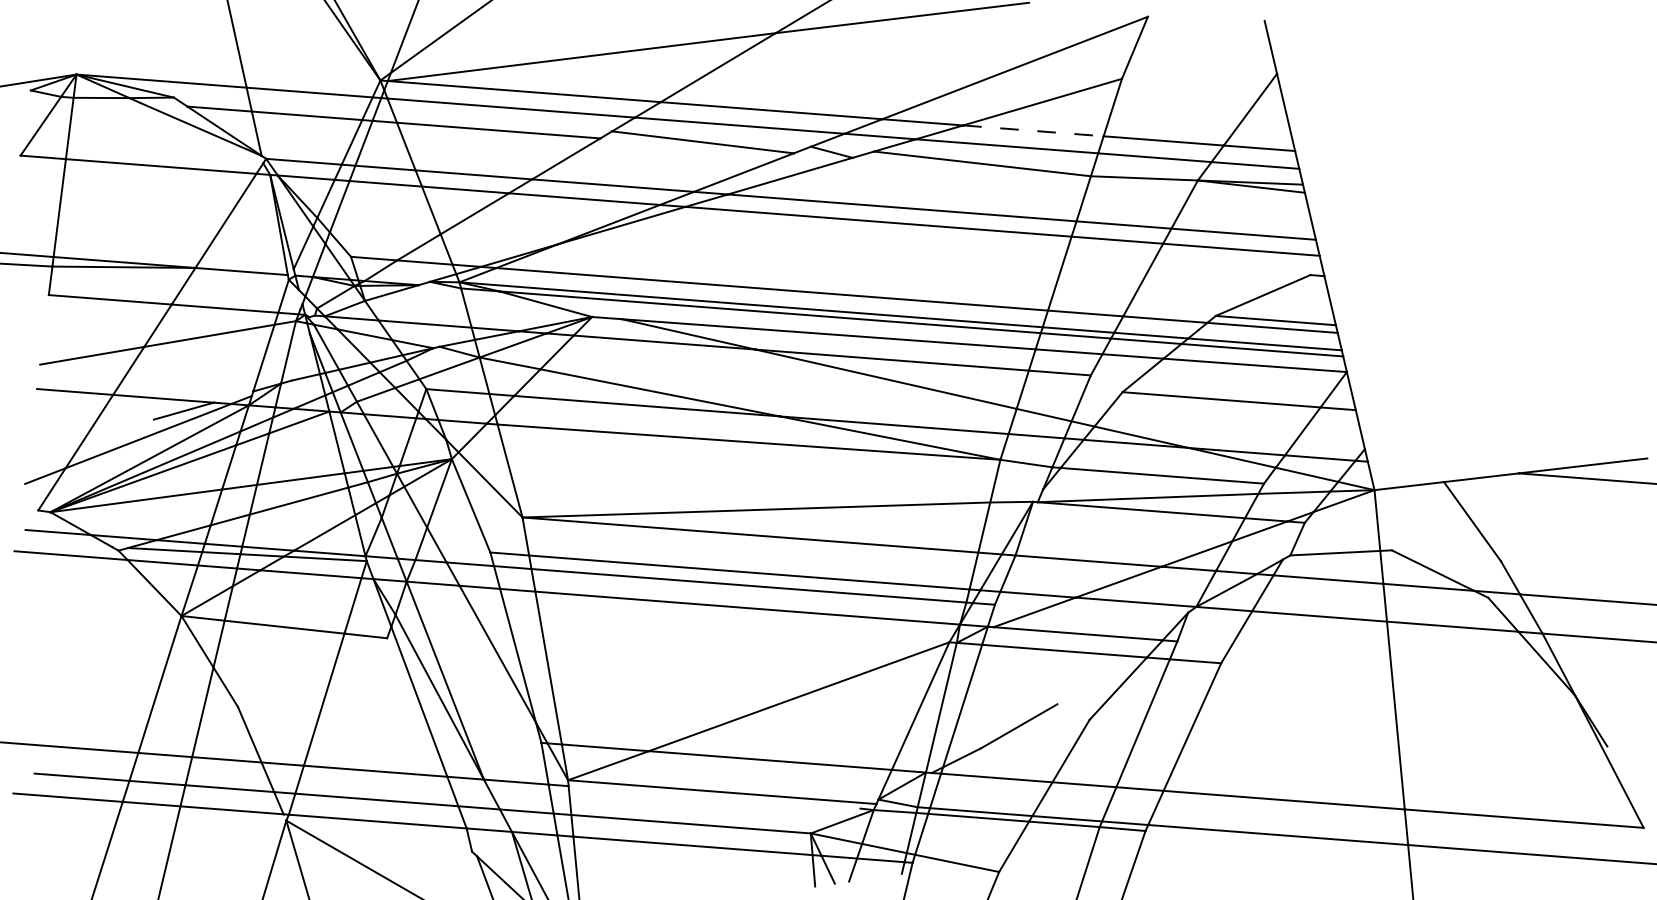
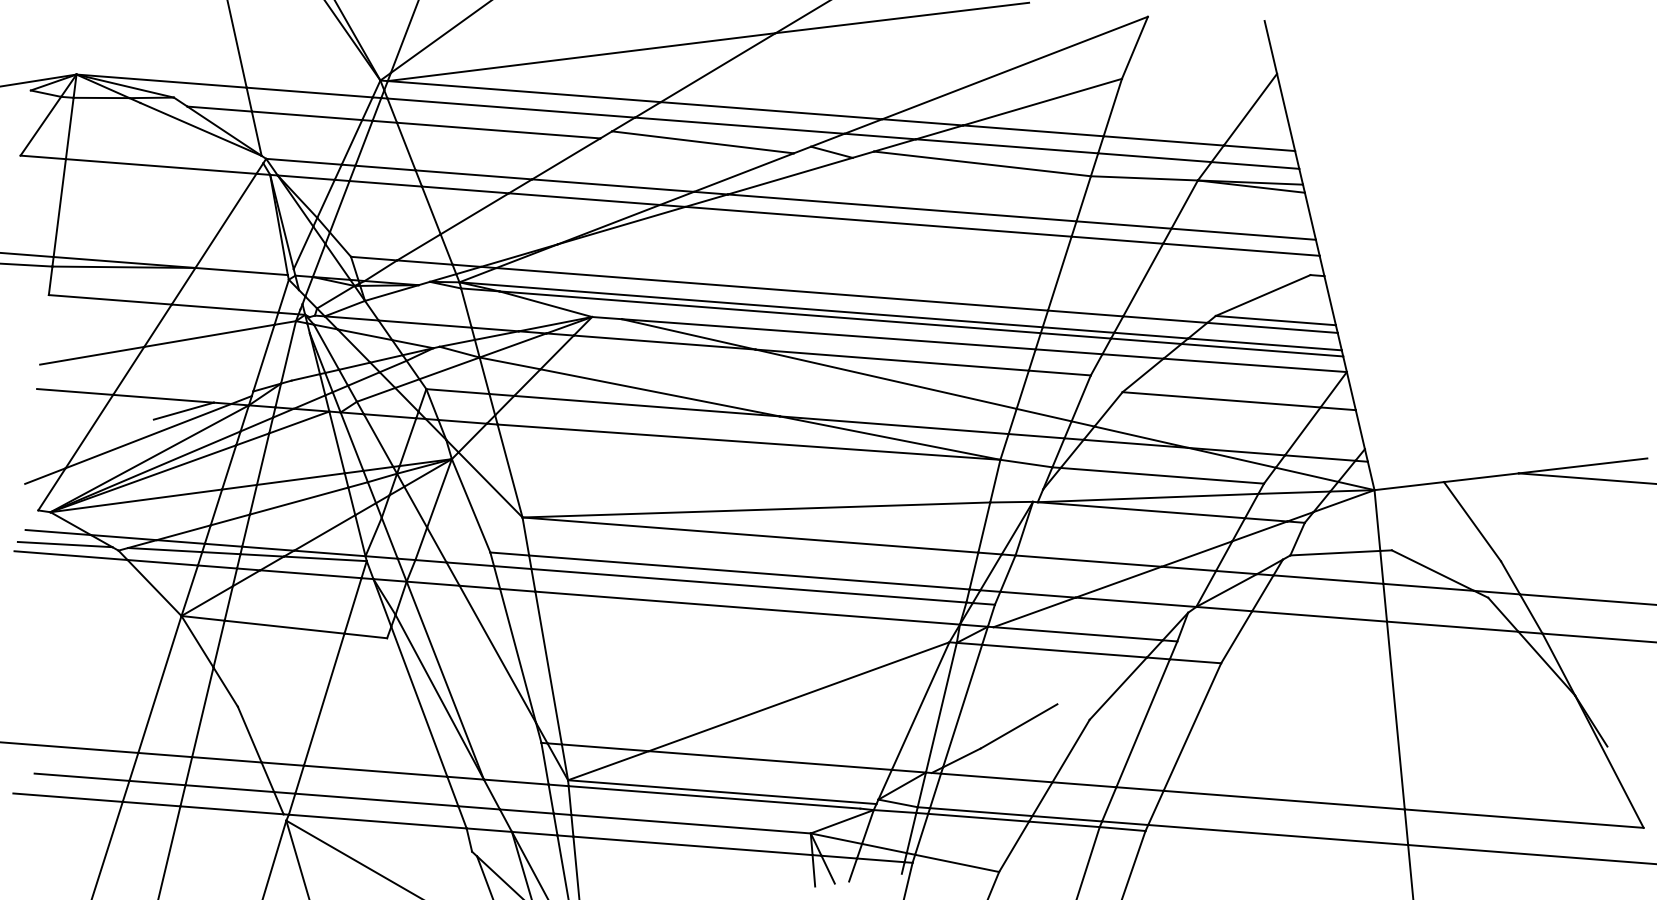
line: dashed -> solid (1033, 130)
line: none -> present (64, 544)
line: none -> present (714, 797)
